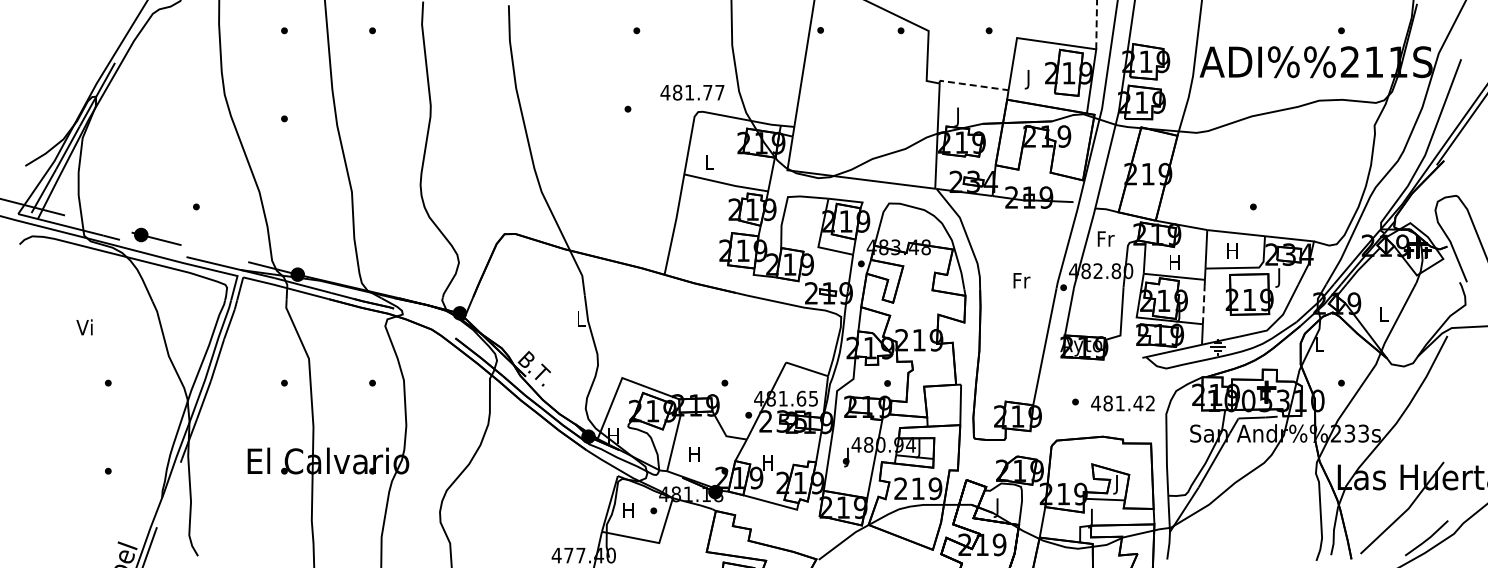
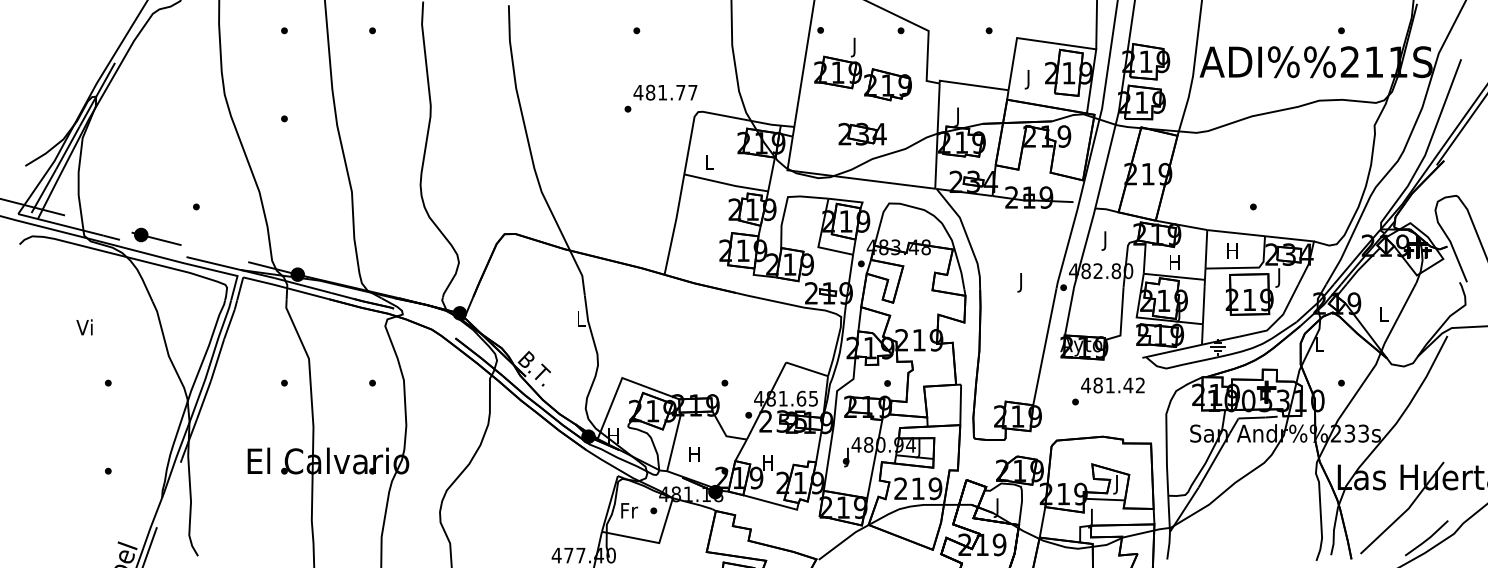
line: dashed -> solid (1096, 24)
part: none -> present (862, 69)
line: dashed -> solid (972, 85)
text position: (692, 92) -> (665, 92) (665, 92)
part: none -> present (862, 133)
text: Fr -> J (1105, 240)
text: Fr -> J (1021, 282)
line: dashed -> solid (1203, 304)
text position: (1122, 403) -> (1112, 385) (1112, 385)
text: H -> Fr (629, 510)
